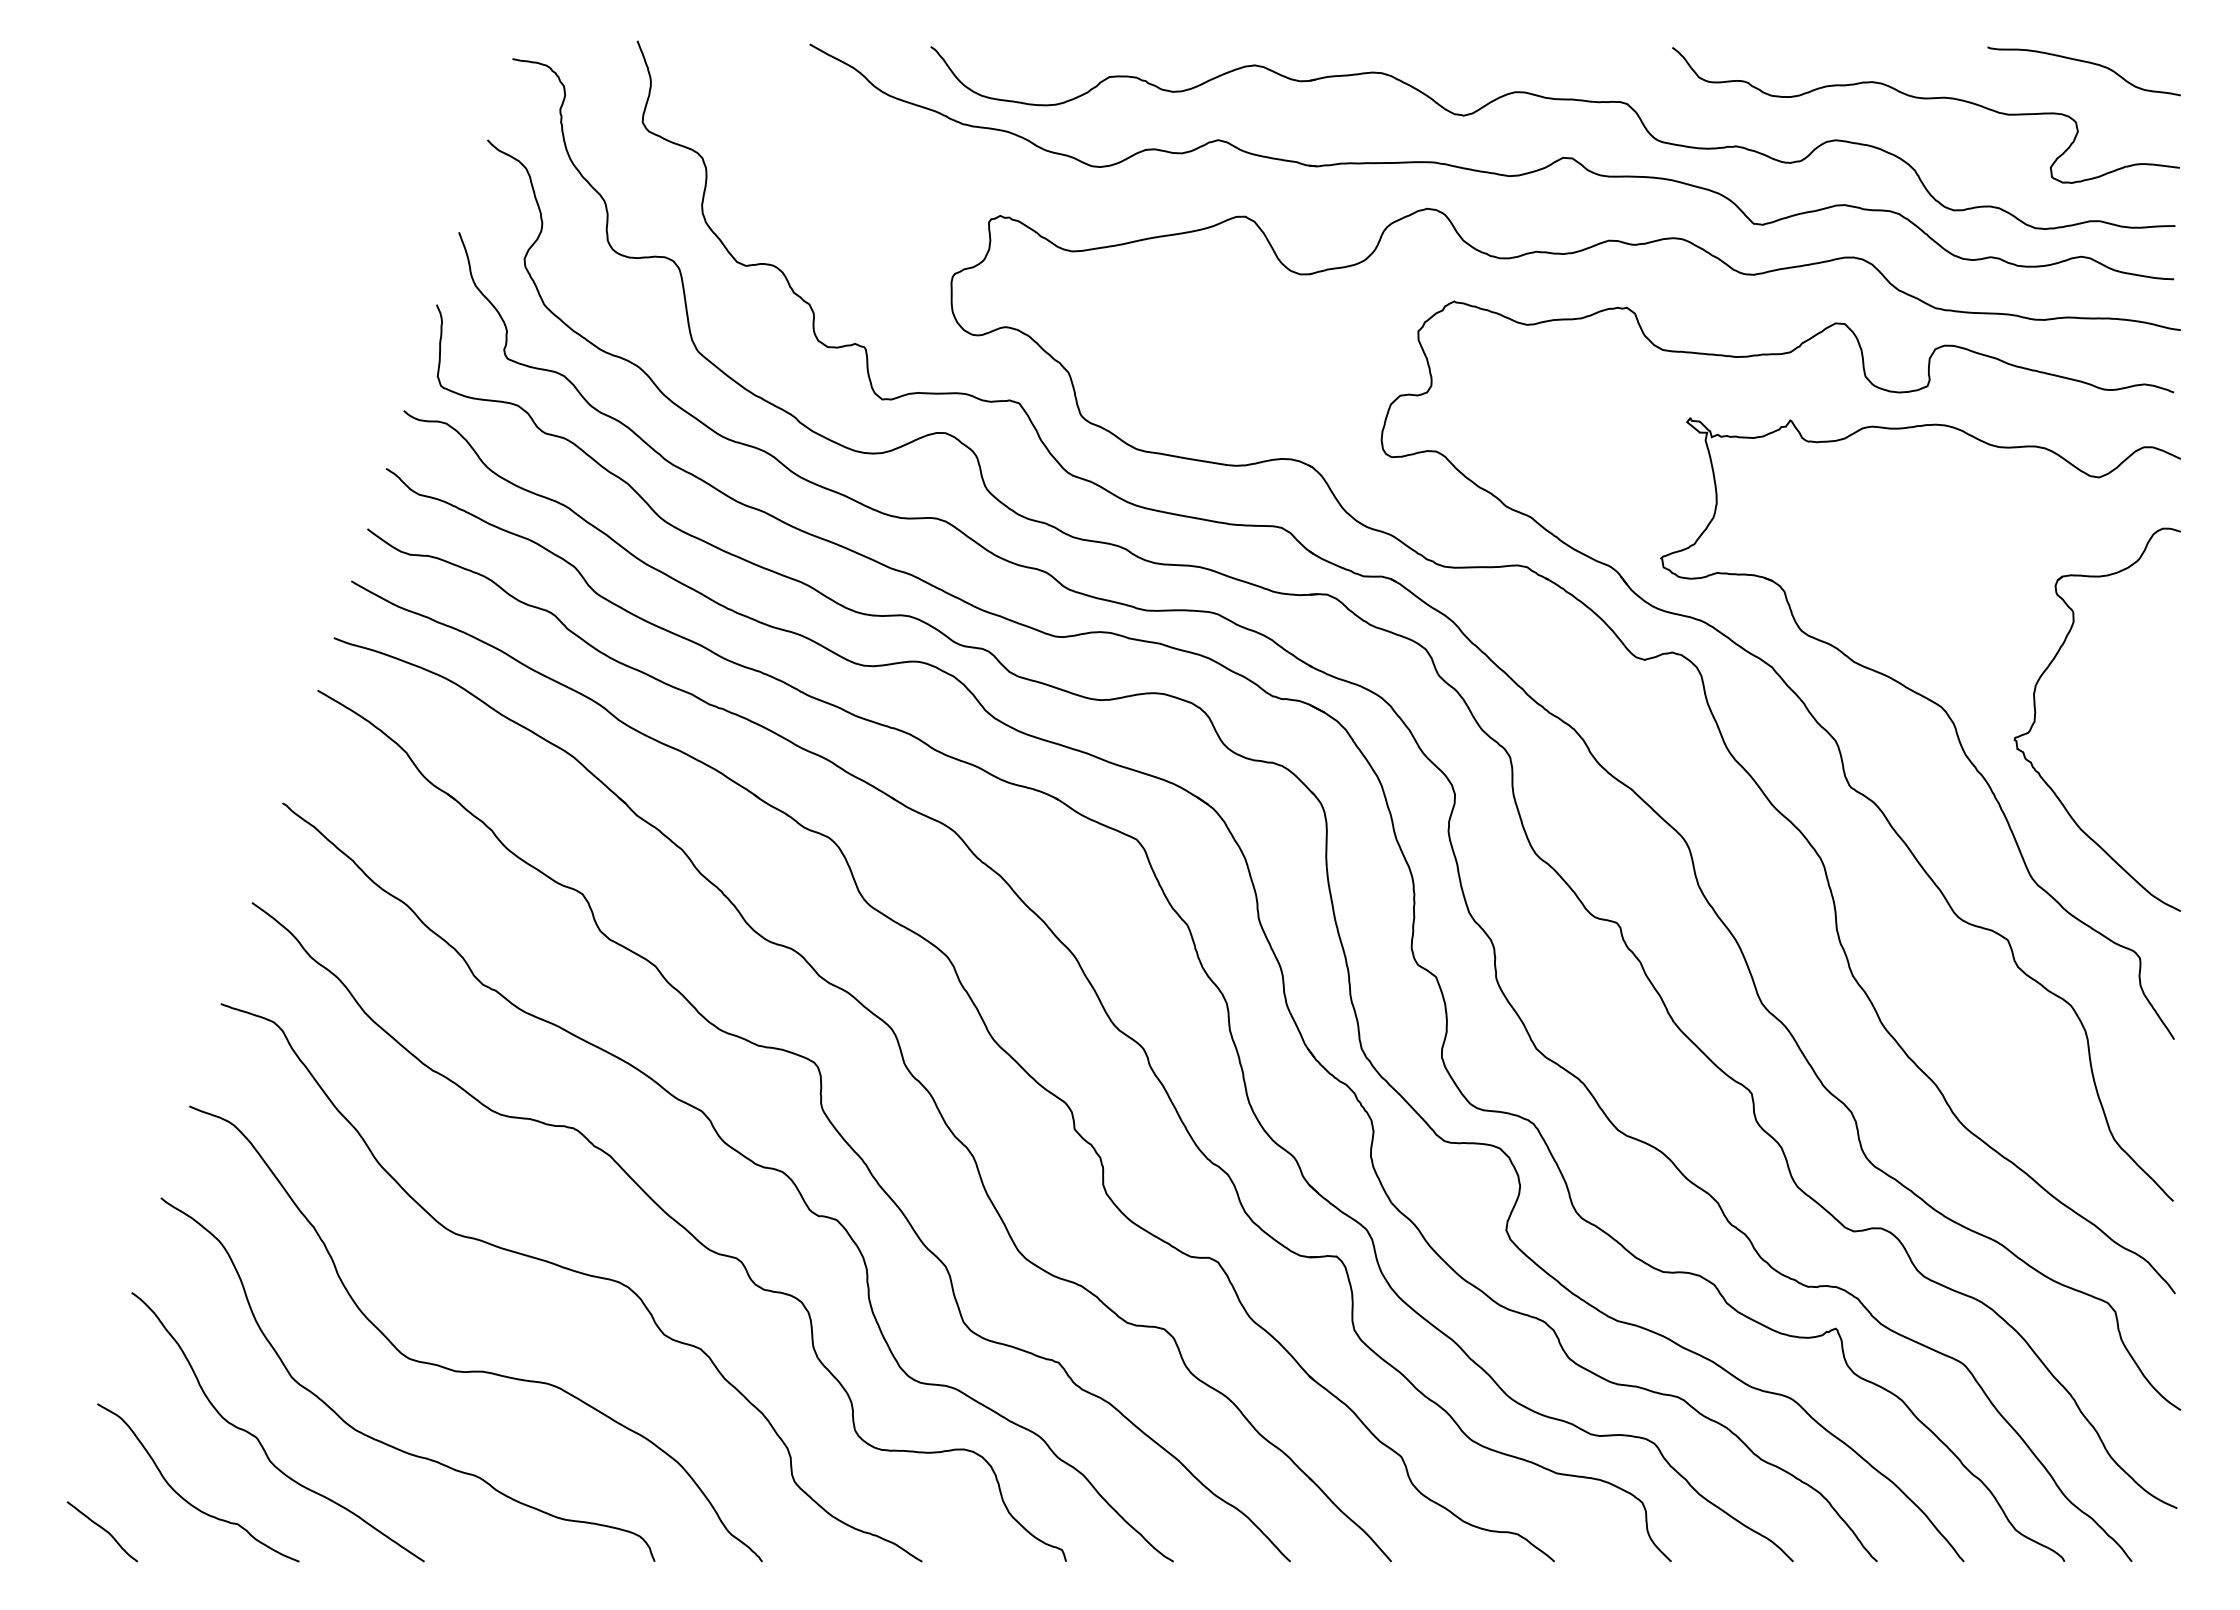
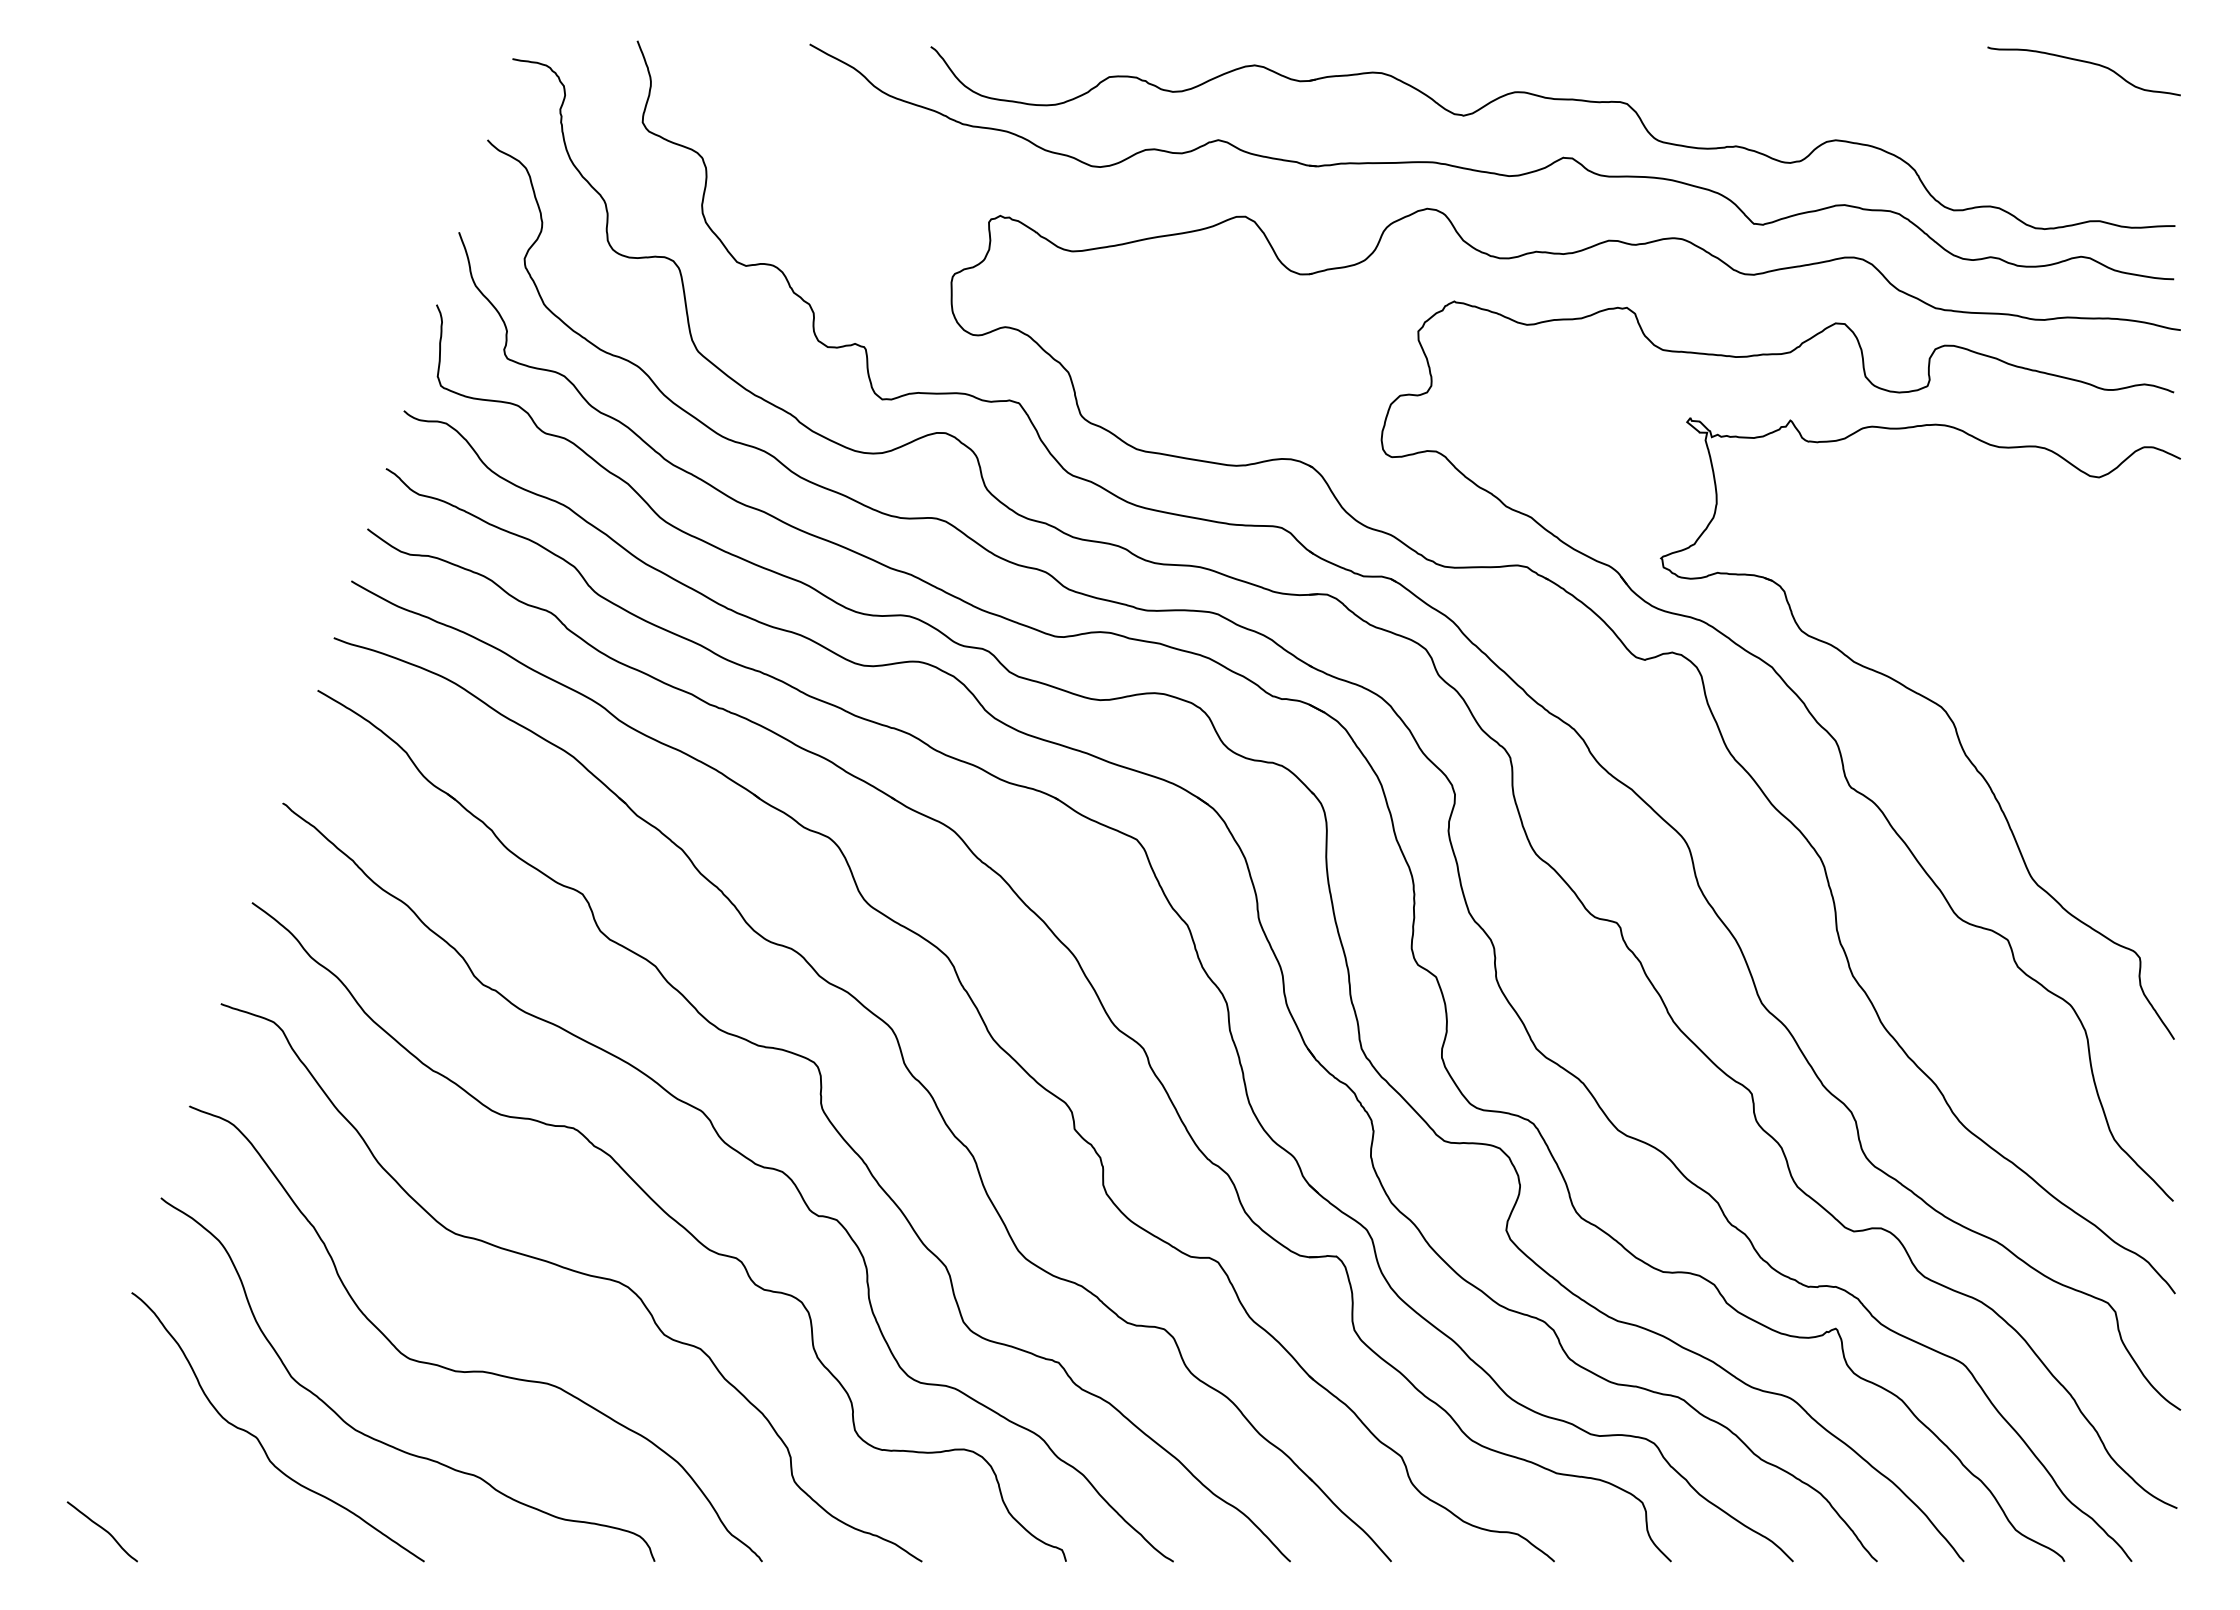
curve: present -> none (1925, 99)
part: present -> none (2036, 712)
curve: present -> none (187, 1500)
